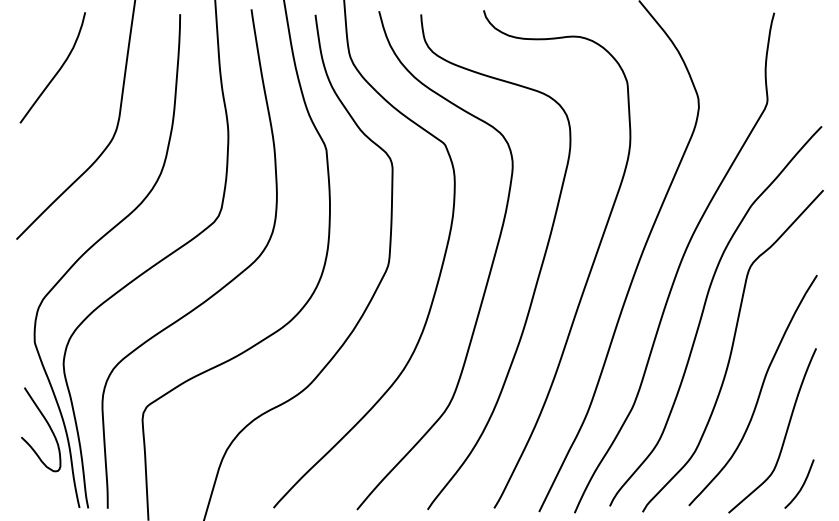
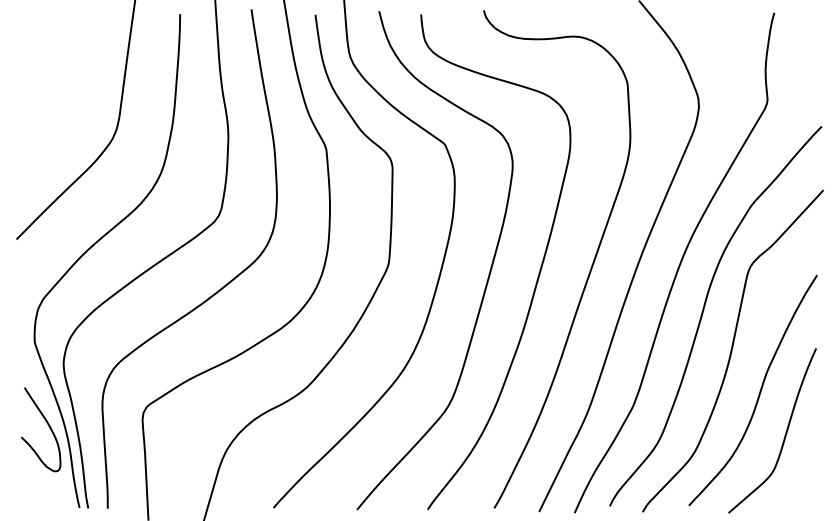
curve: present -> none (58, 69)
curve: present -> none (802, 484)
